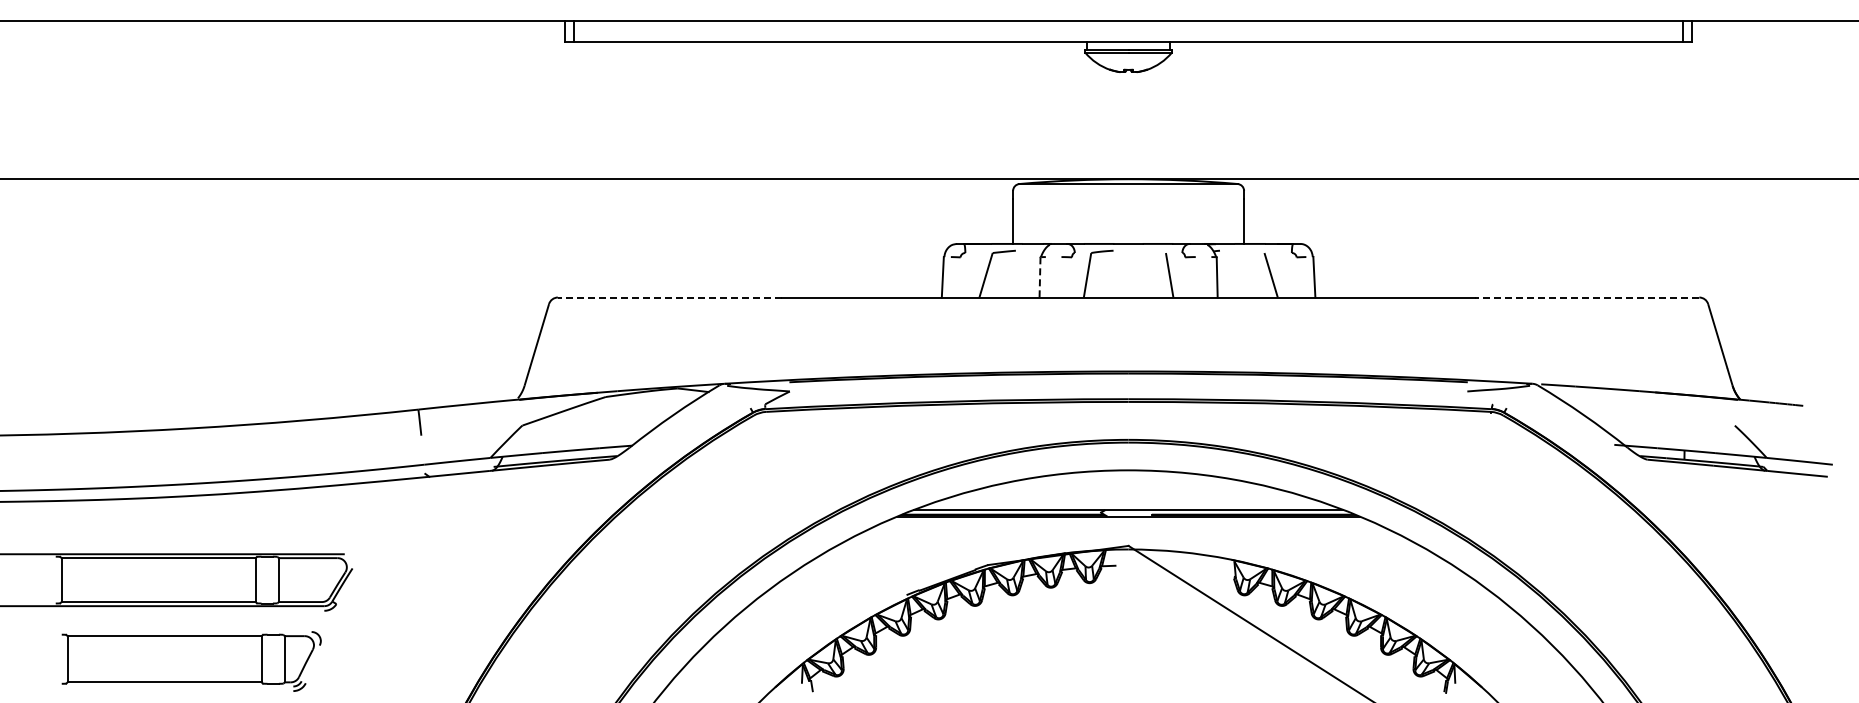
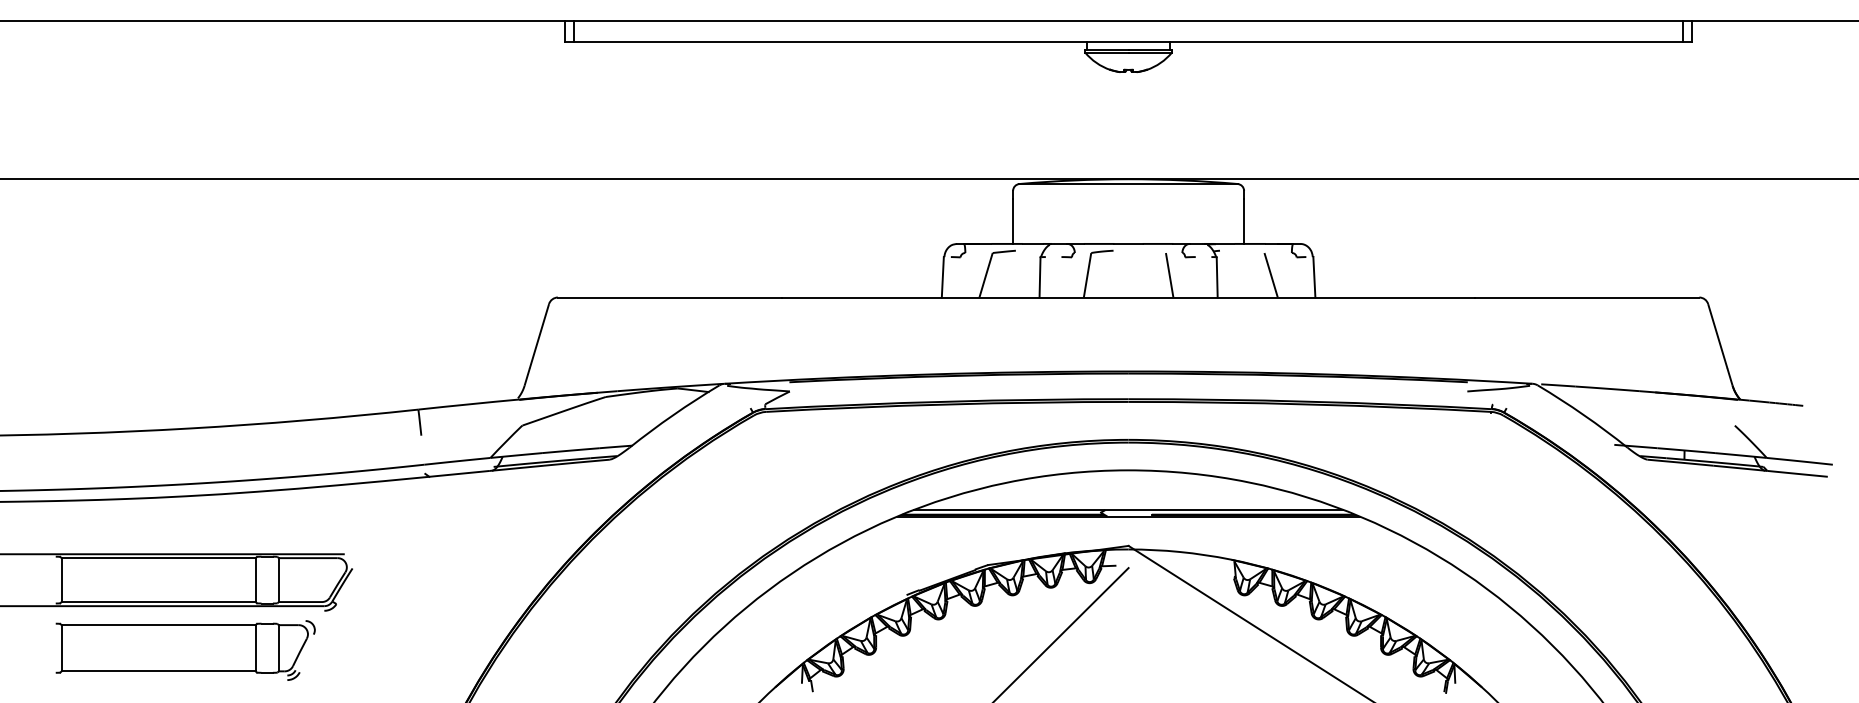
line: dashed -> solid (1040, 277)
line: dashed -> solid (669, 297)
line: dashed -> solid (1586, 297)
line: none -> present (1061, 633)
part position: (191, 661) -> (185, 650) (185, 650)
